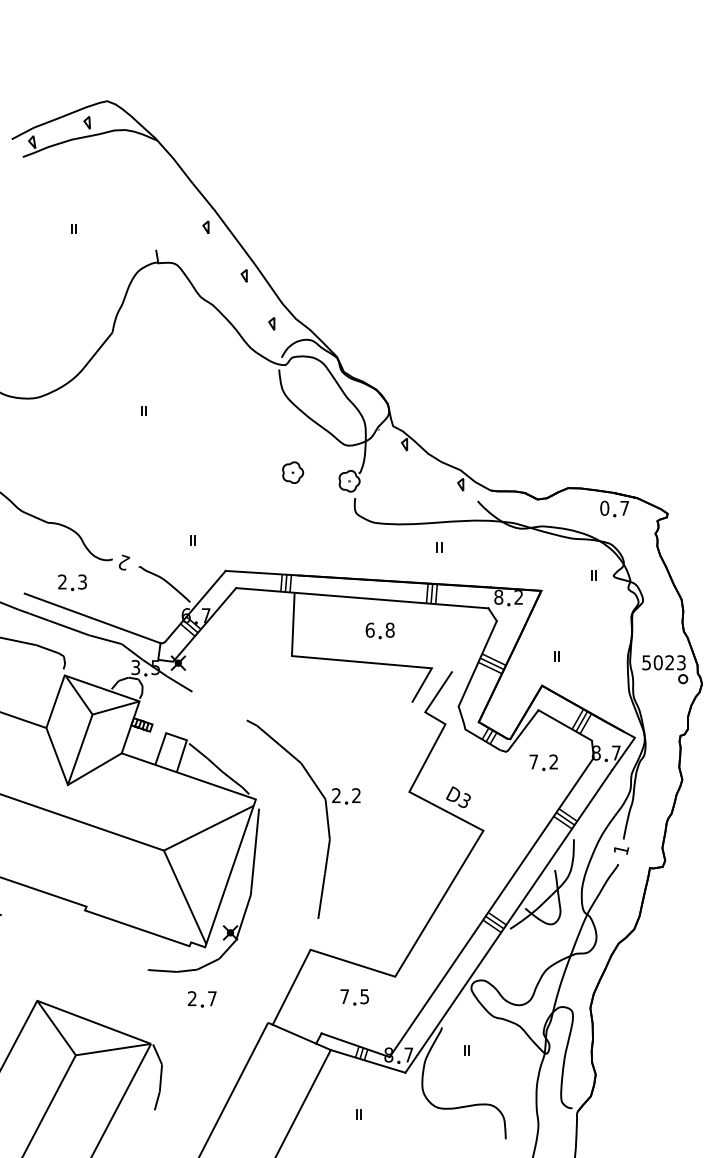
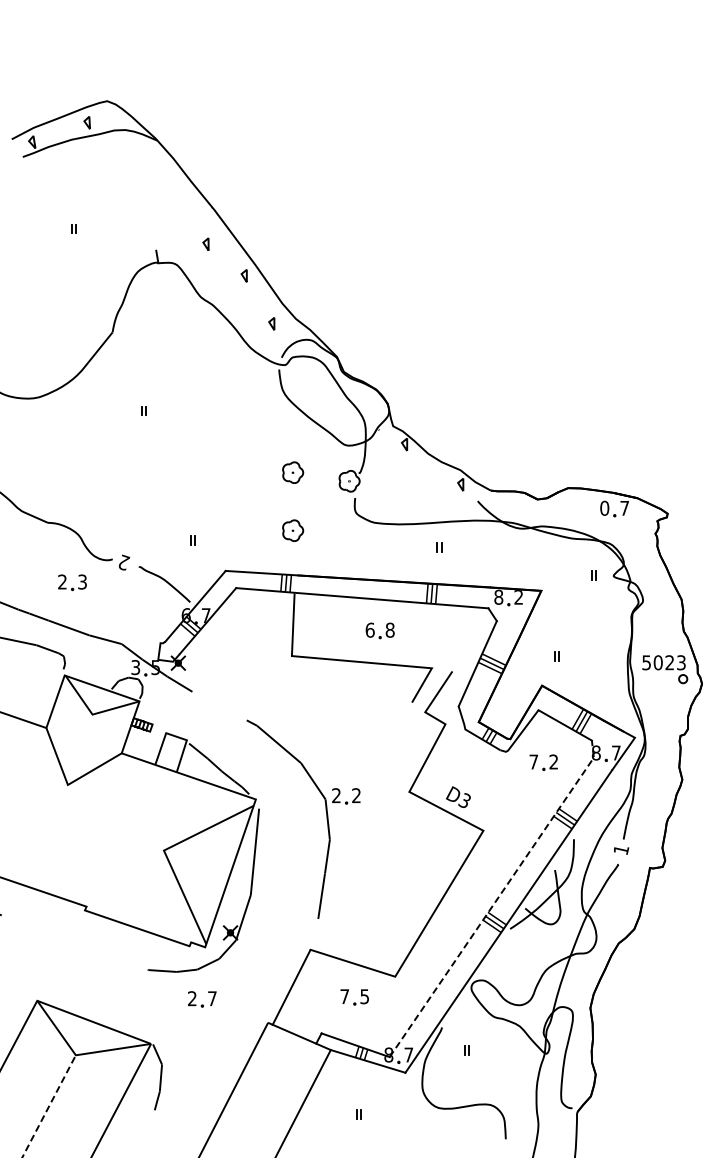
part position: (205, 226) -> (205, 243) (205, 243)
part: none -> present (293, 530)
line: present -> none (92, 618)
line: present -> none (79, 749)
line: present -> none (82, 822)
line: solid -> dashed (497, 899)
line: solid -> dashed (49, 1106)
